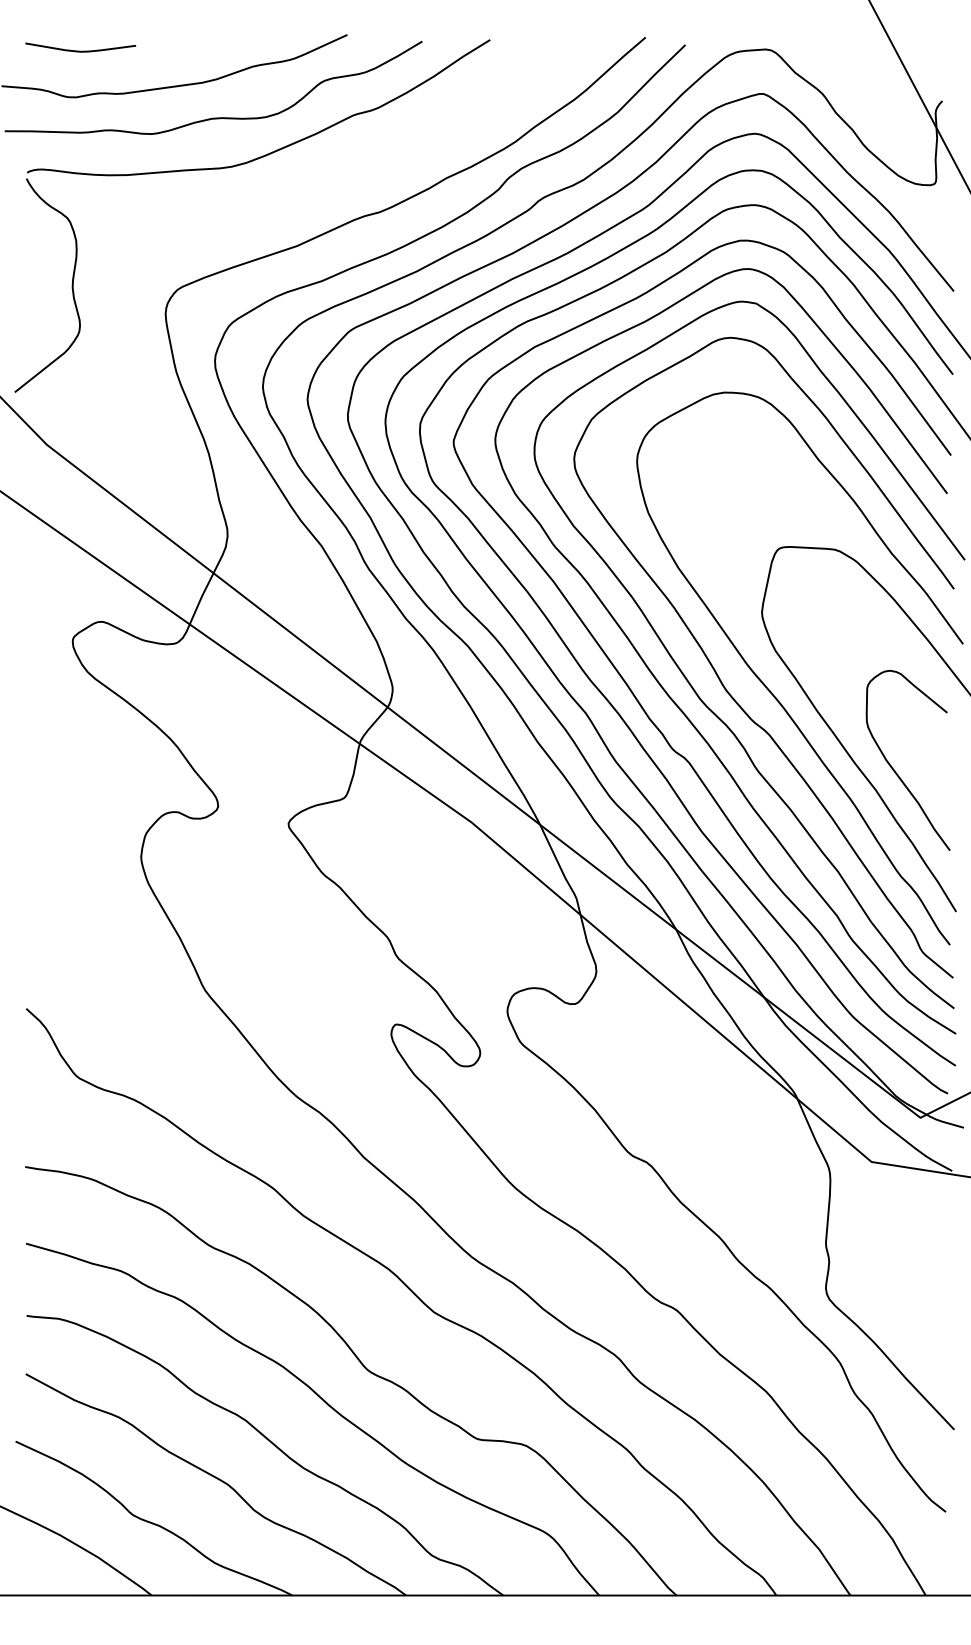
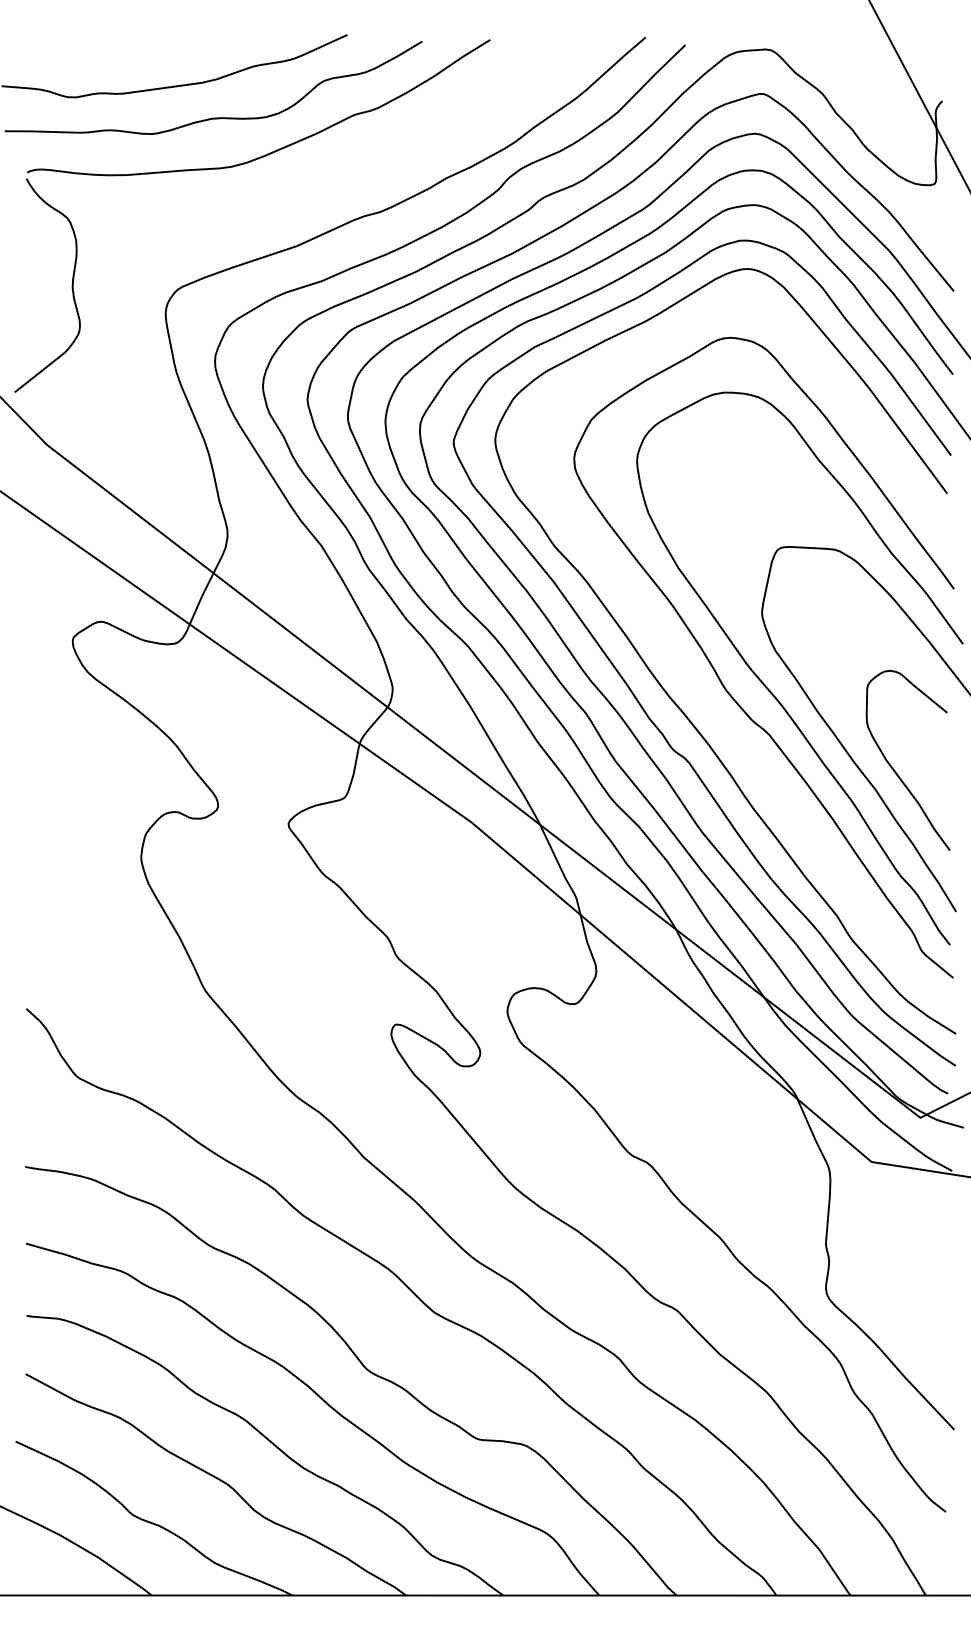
curve: present -> none (80, 50)
curve: present -> none (696, 691)
